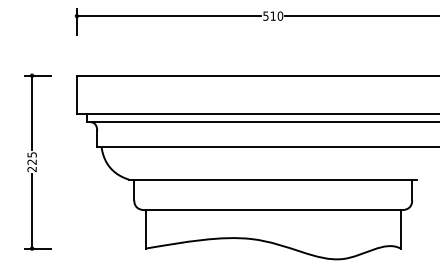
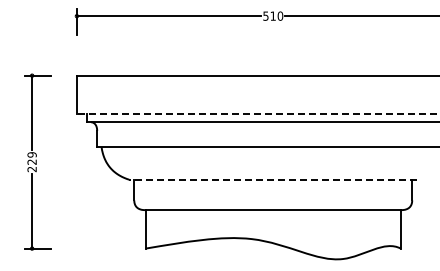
line: solid -> dashed (257, 114)
text: 225 -> 229 (31, 154)
line: solid -> dashed (272, 179)
